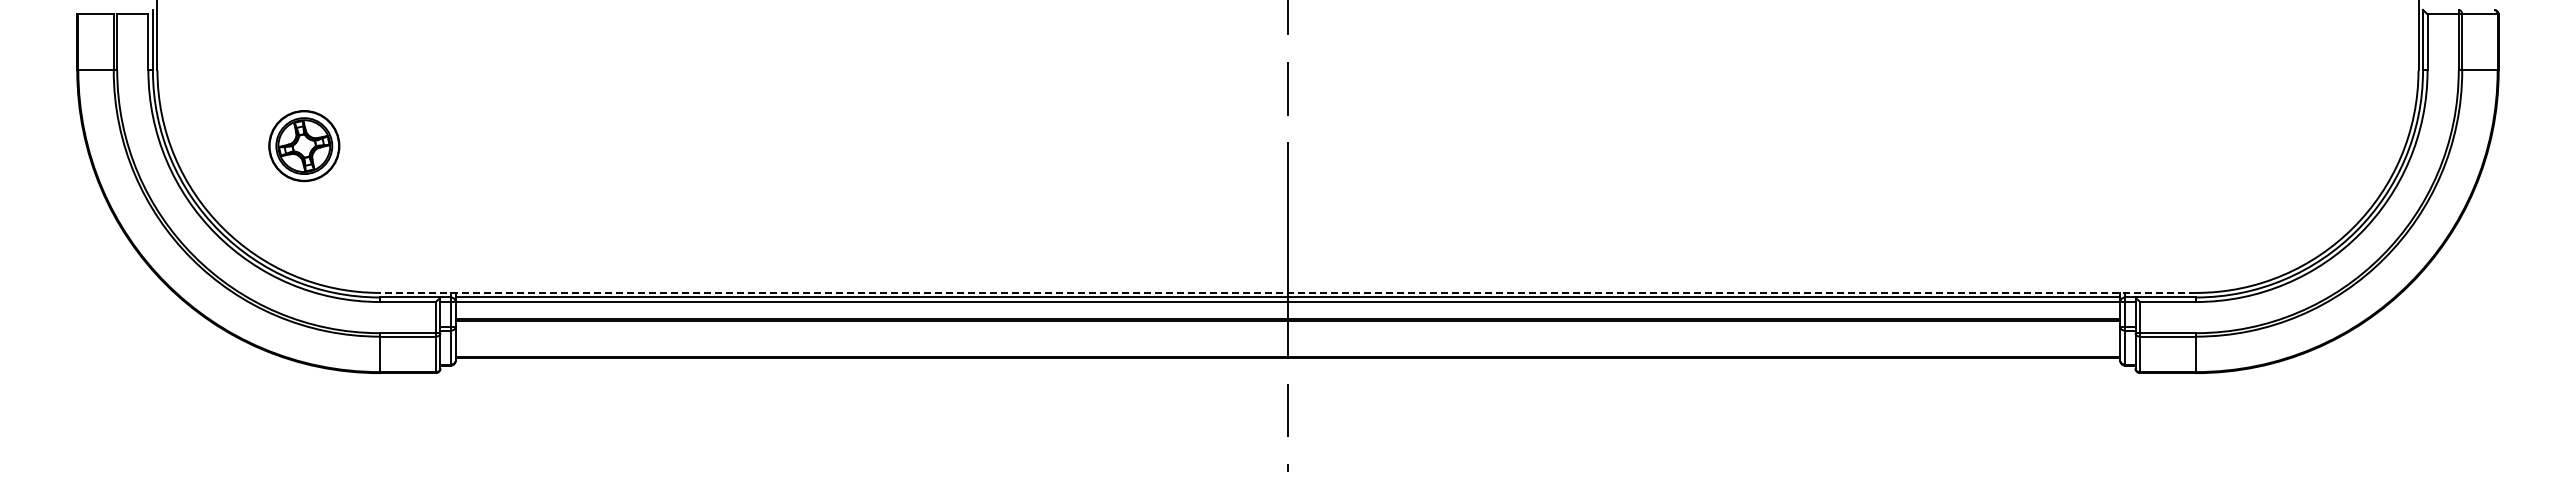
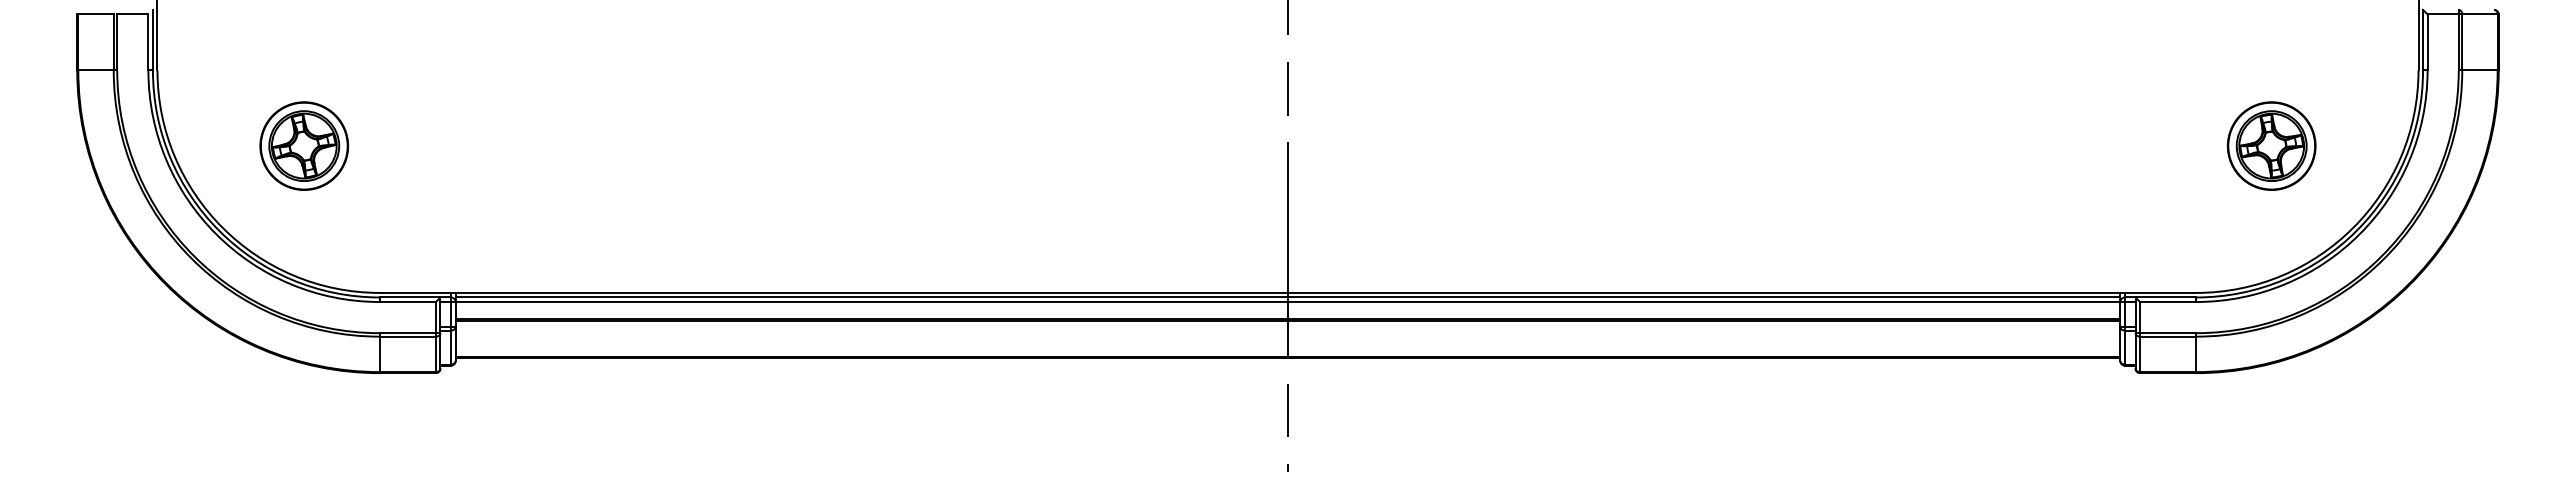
part: none -> present (2271, 145)
part size: 73x73 px -> 91x90 px (304, 145)
line: dashed -> solid (1287, 292)
